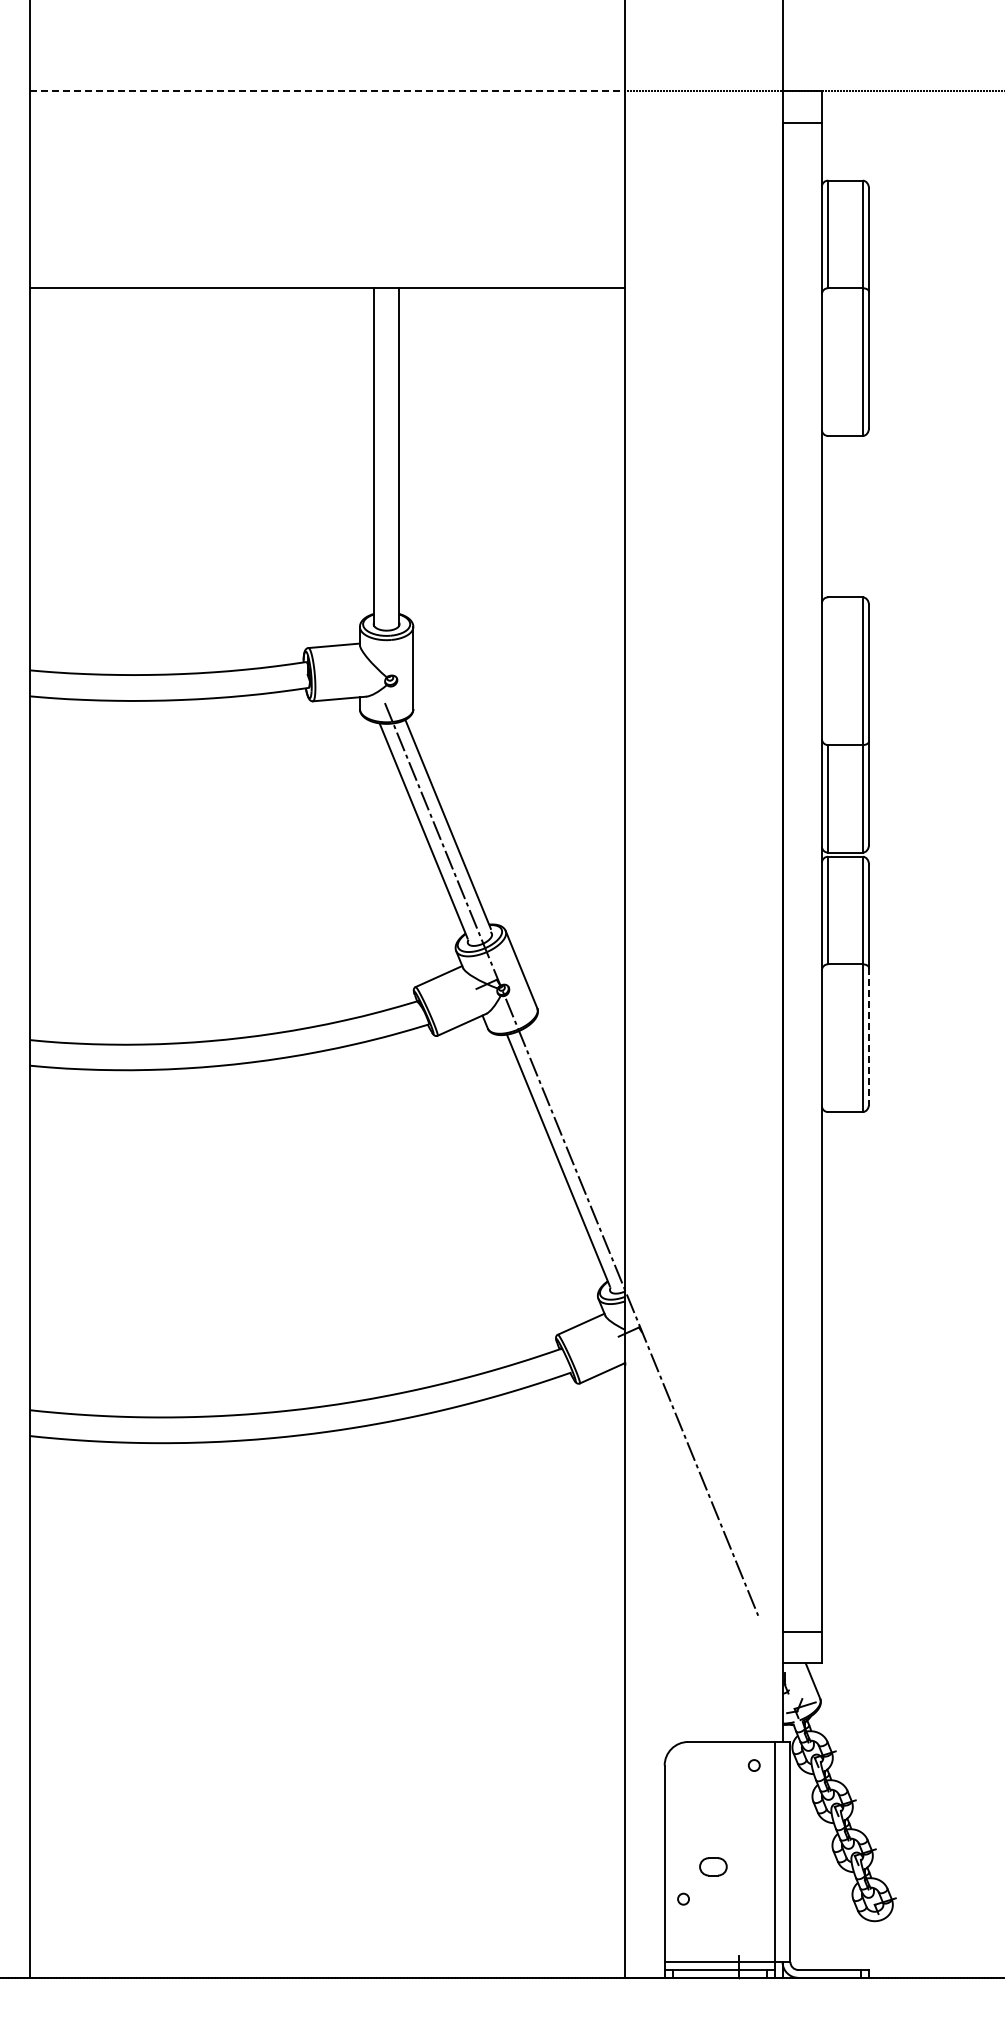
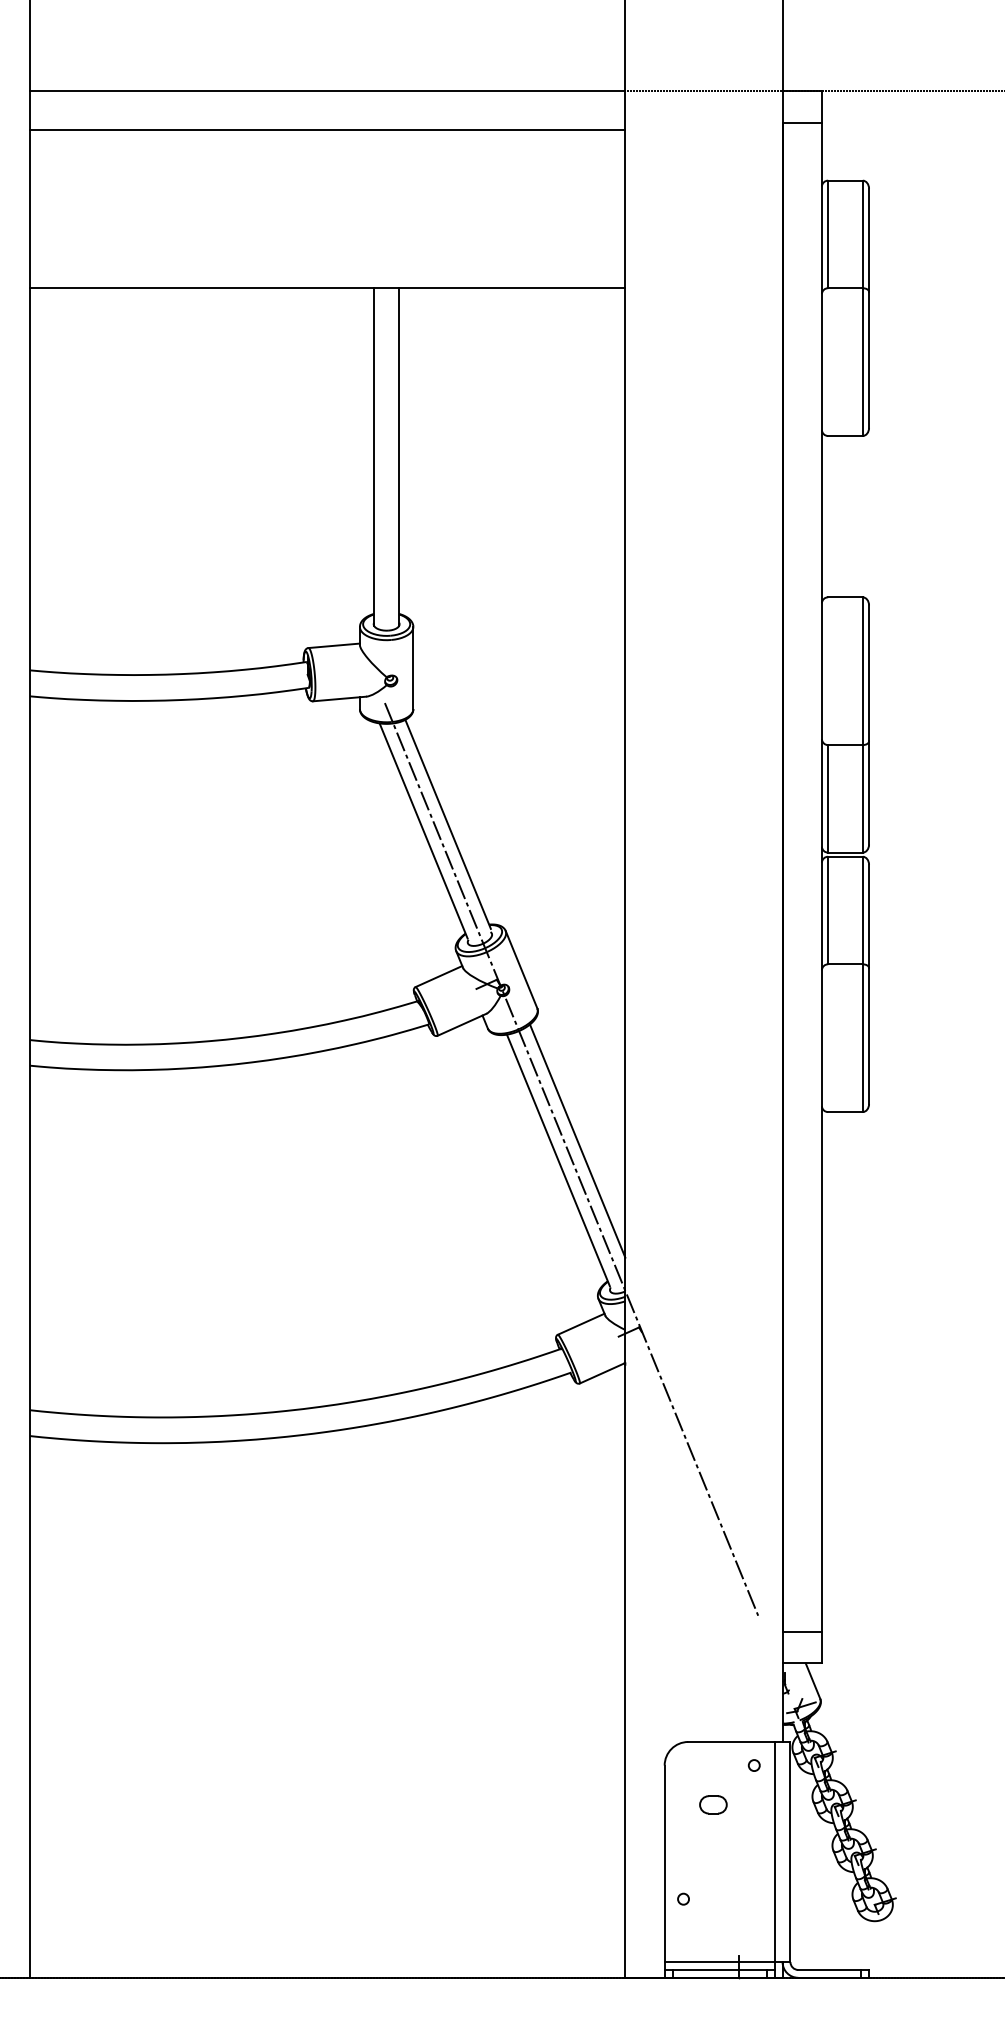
line: dashed -> solid (327, 91)
line: none -> present (327, 130)
line: dashed -> solid (869, 1036)
line: none -> present (577, 1140)
part position: (713, 1866) -> (713, 1804) (713, 1804)
